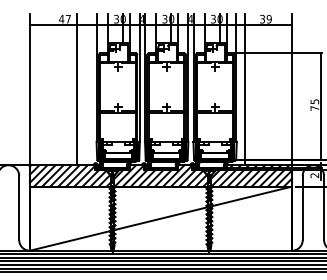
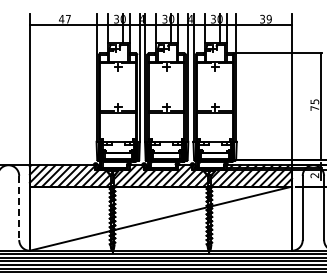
line: present -> none (76, 89)
line: present -> none (245, 89)
line: solid -> dashed (19, 208)
